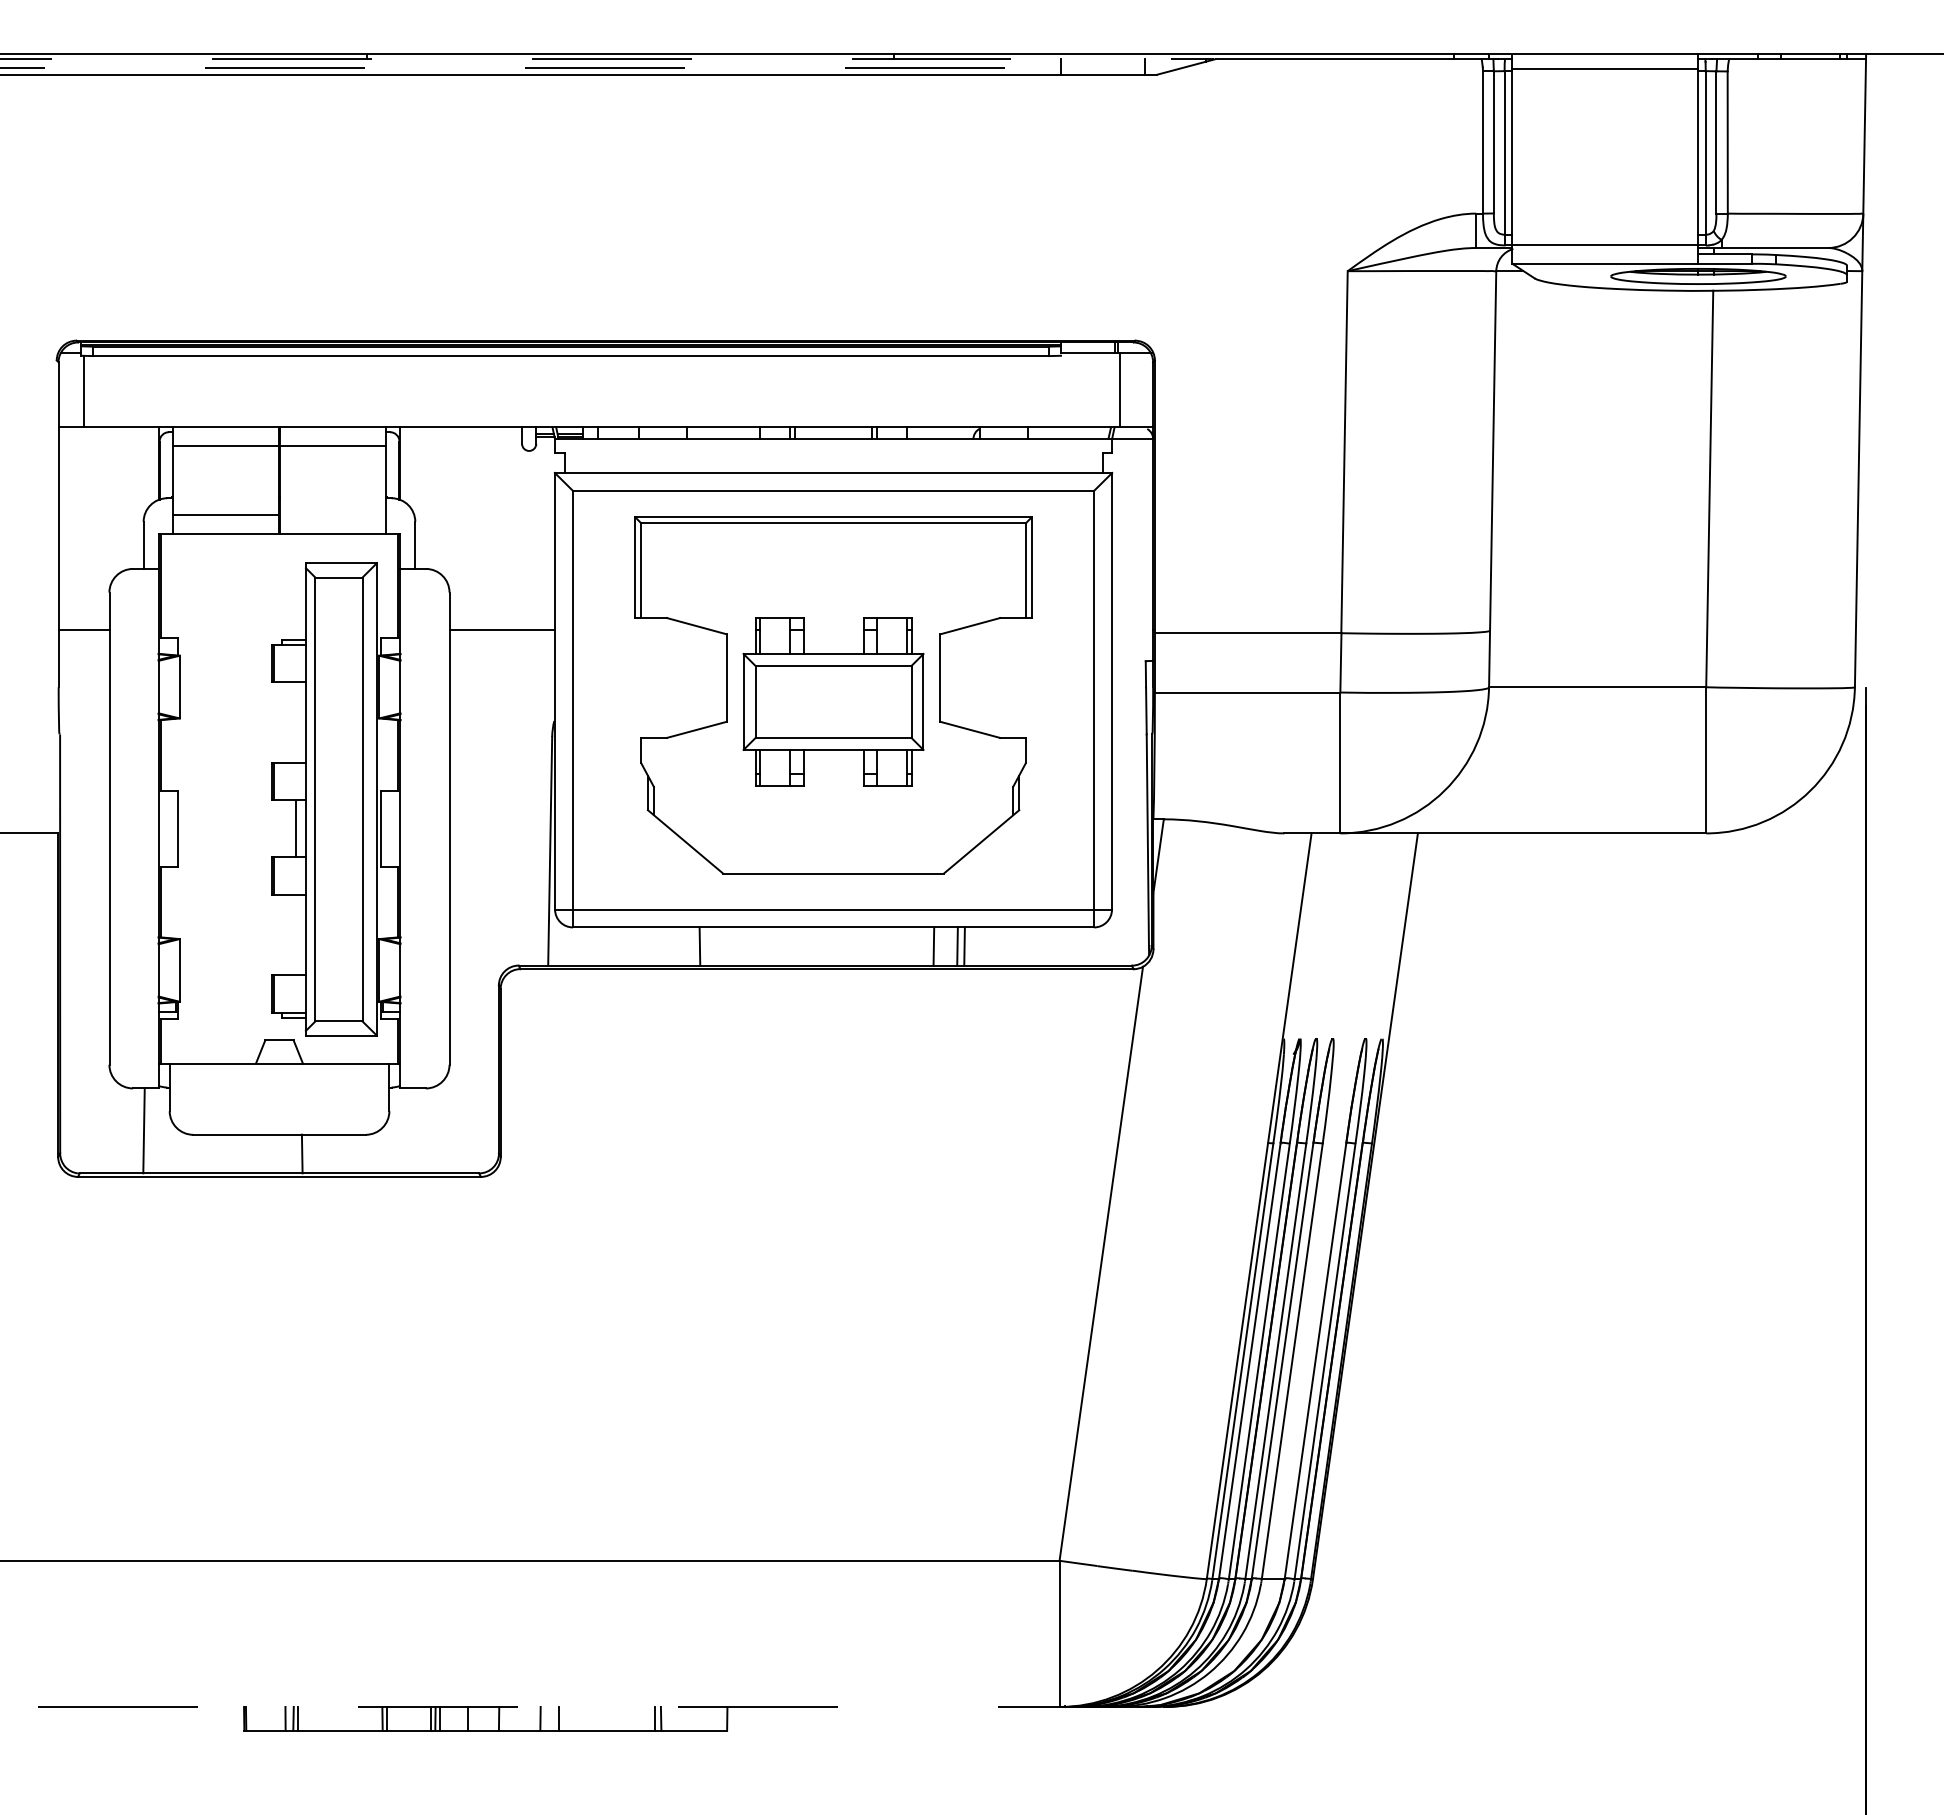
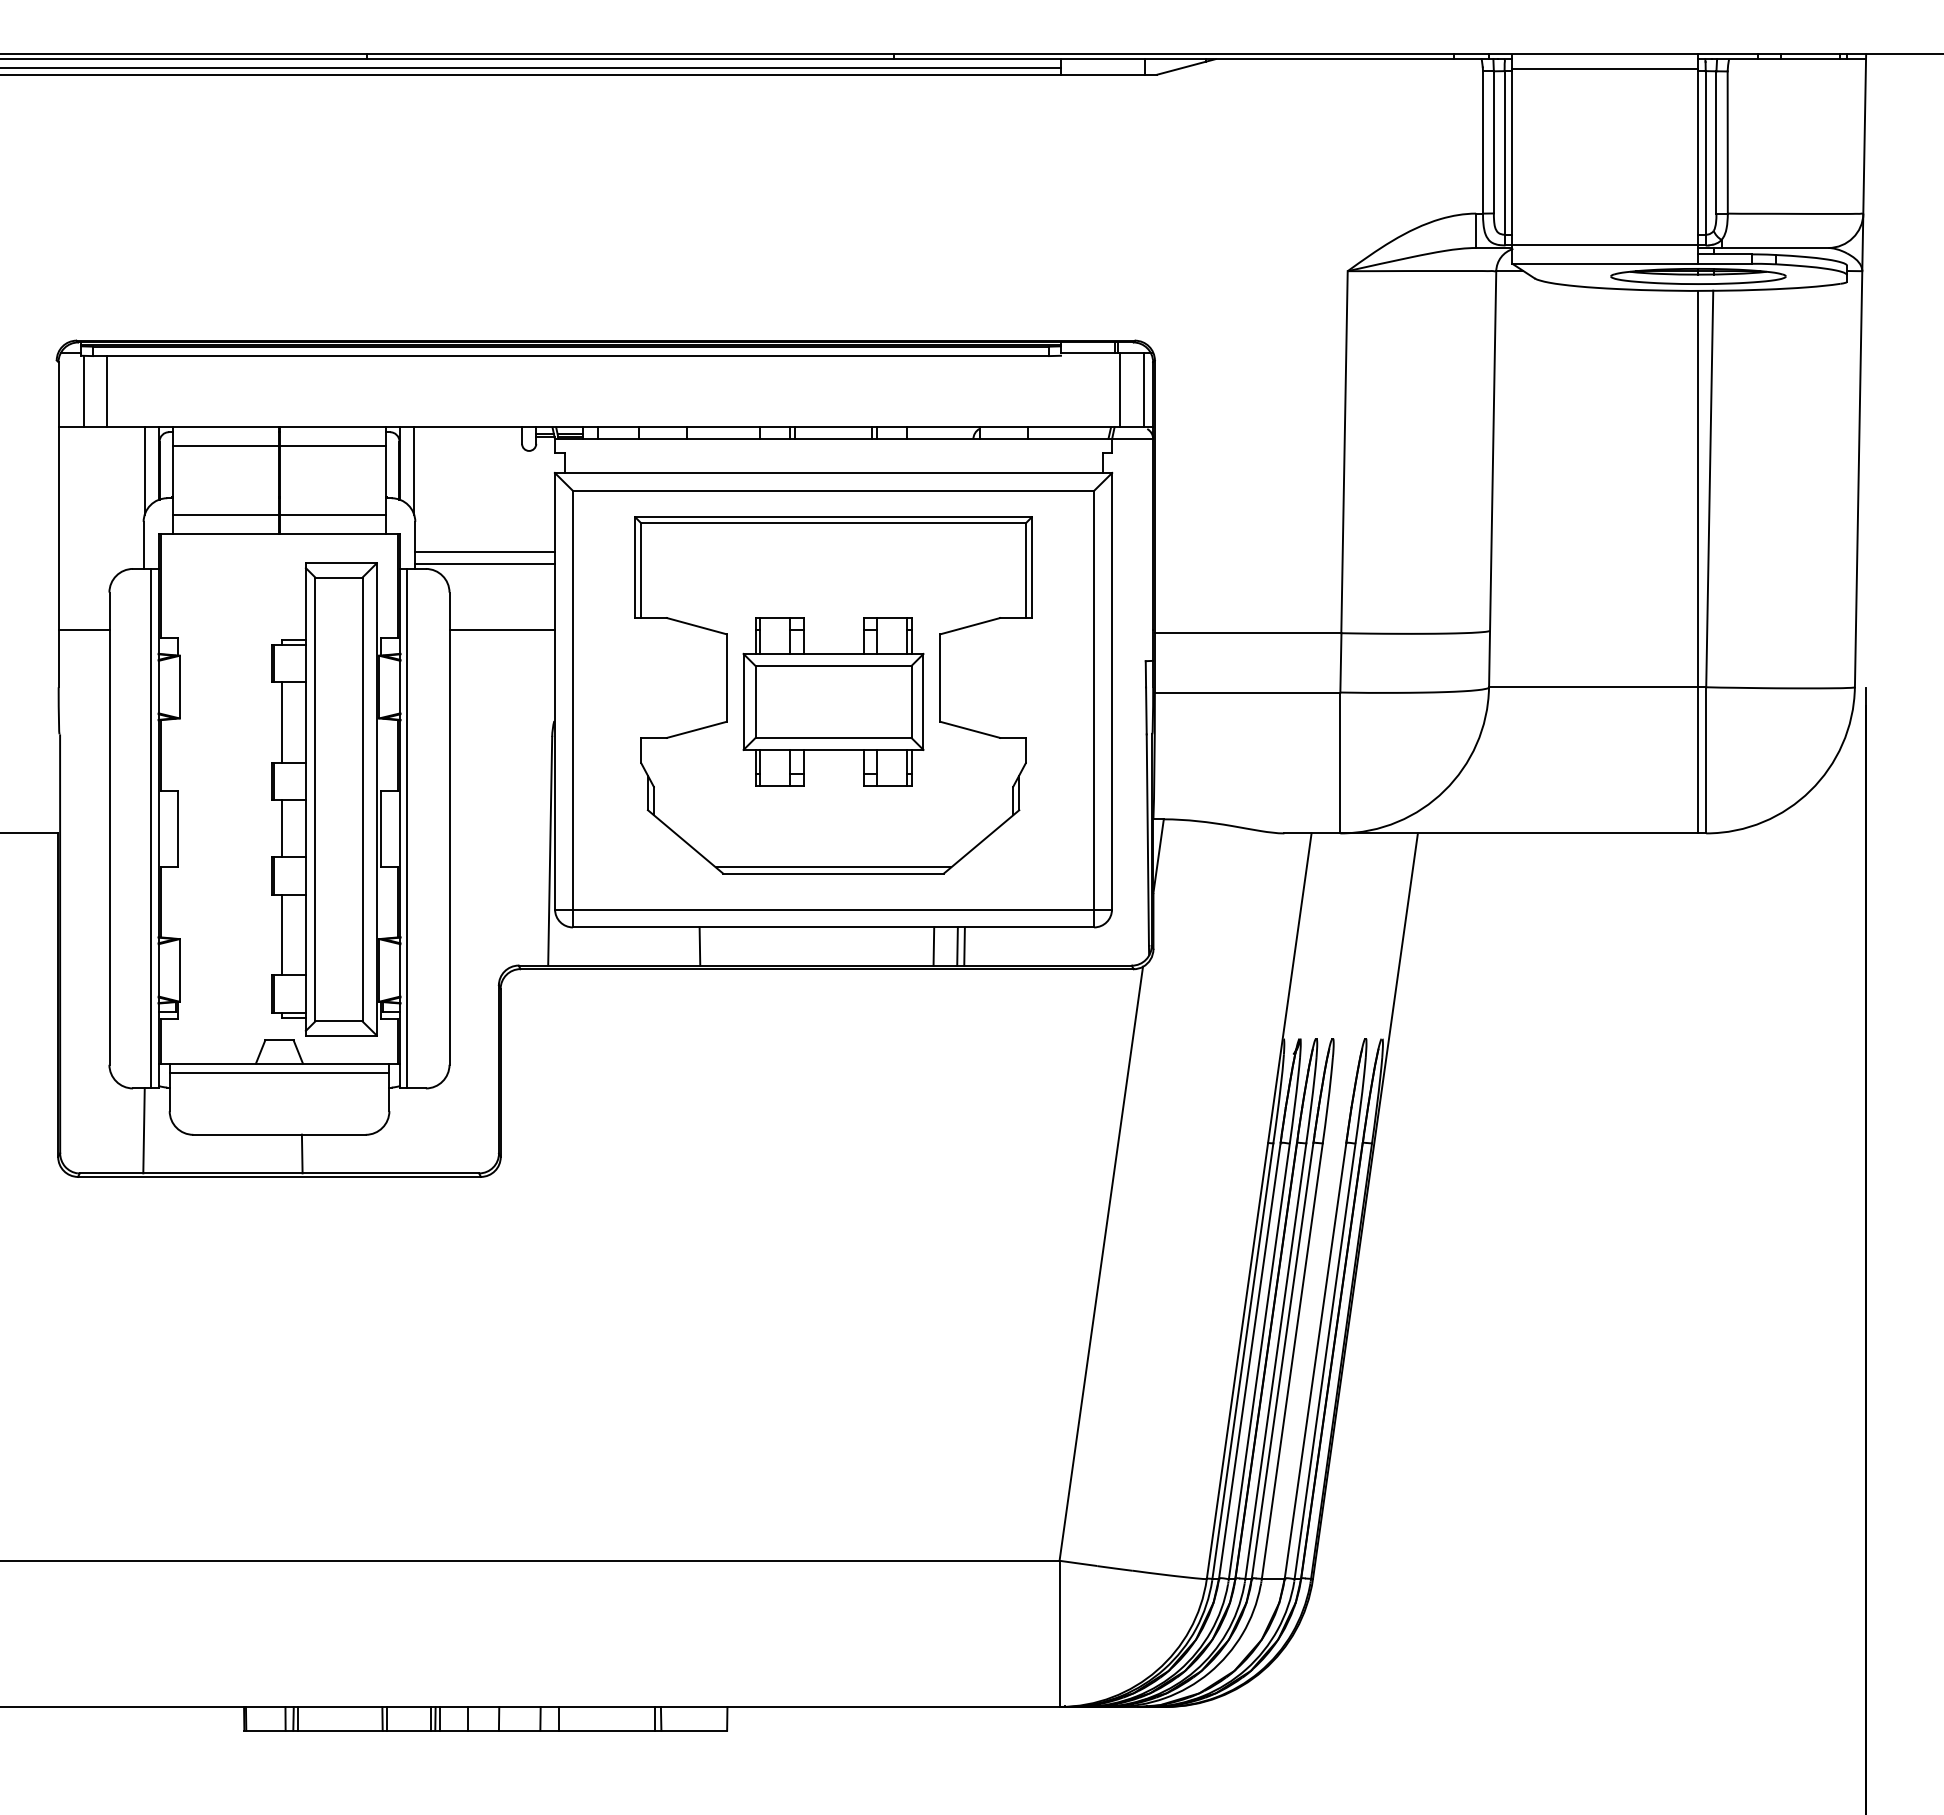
line: dashed -> solid (607, 59)
line: dashed -> solid (531, 68)
line: none -> present (1143, 390)
line: none -> present (107, 391)
line: none -> present (144, 470)
line: none -> present (414, 470)
line: none -> present (332, 514)
line: none -> present (484, 552)
line: none -> present (1698, 561)
line: none -> present (484, 564)
line: none -> present (282, 722)
line: none -> present (151, 828)
line position: (296, 828) -> (282, 828) (282, 828)
line: none -> present (407, 828)
line: none -> present (833, 867)
line: none -> present (282, 934)
line: none -> present (279, 1073)
line: dashed -> solid (583, 1706)
